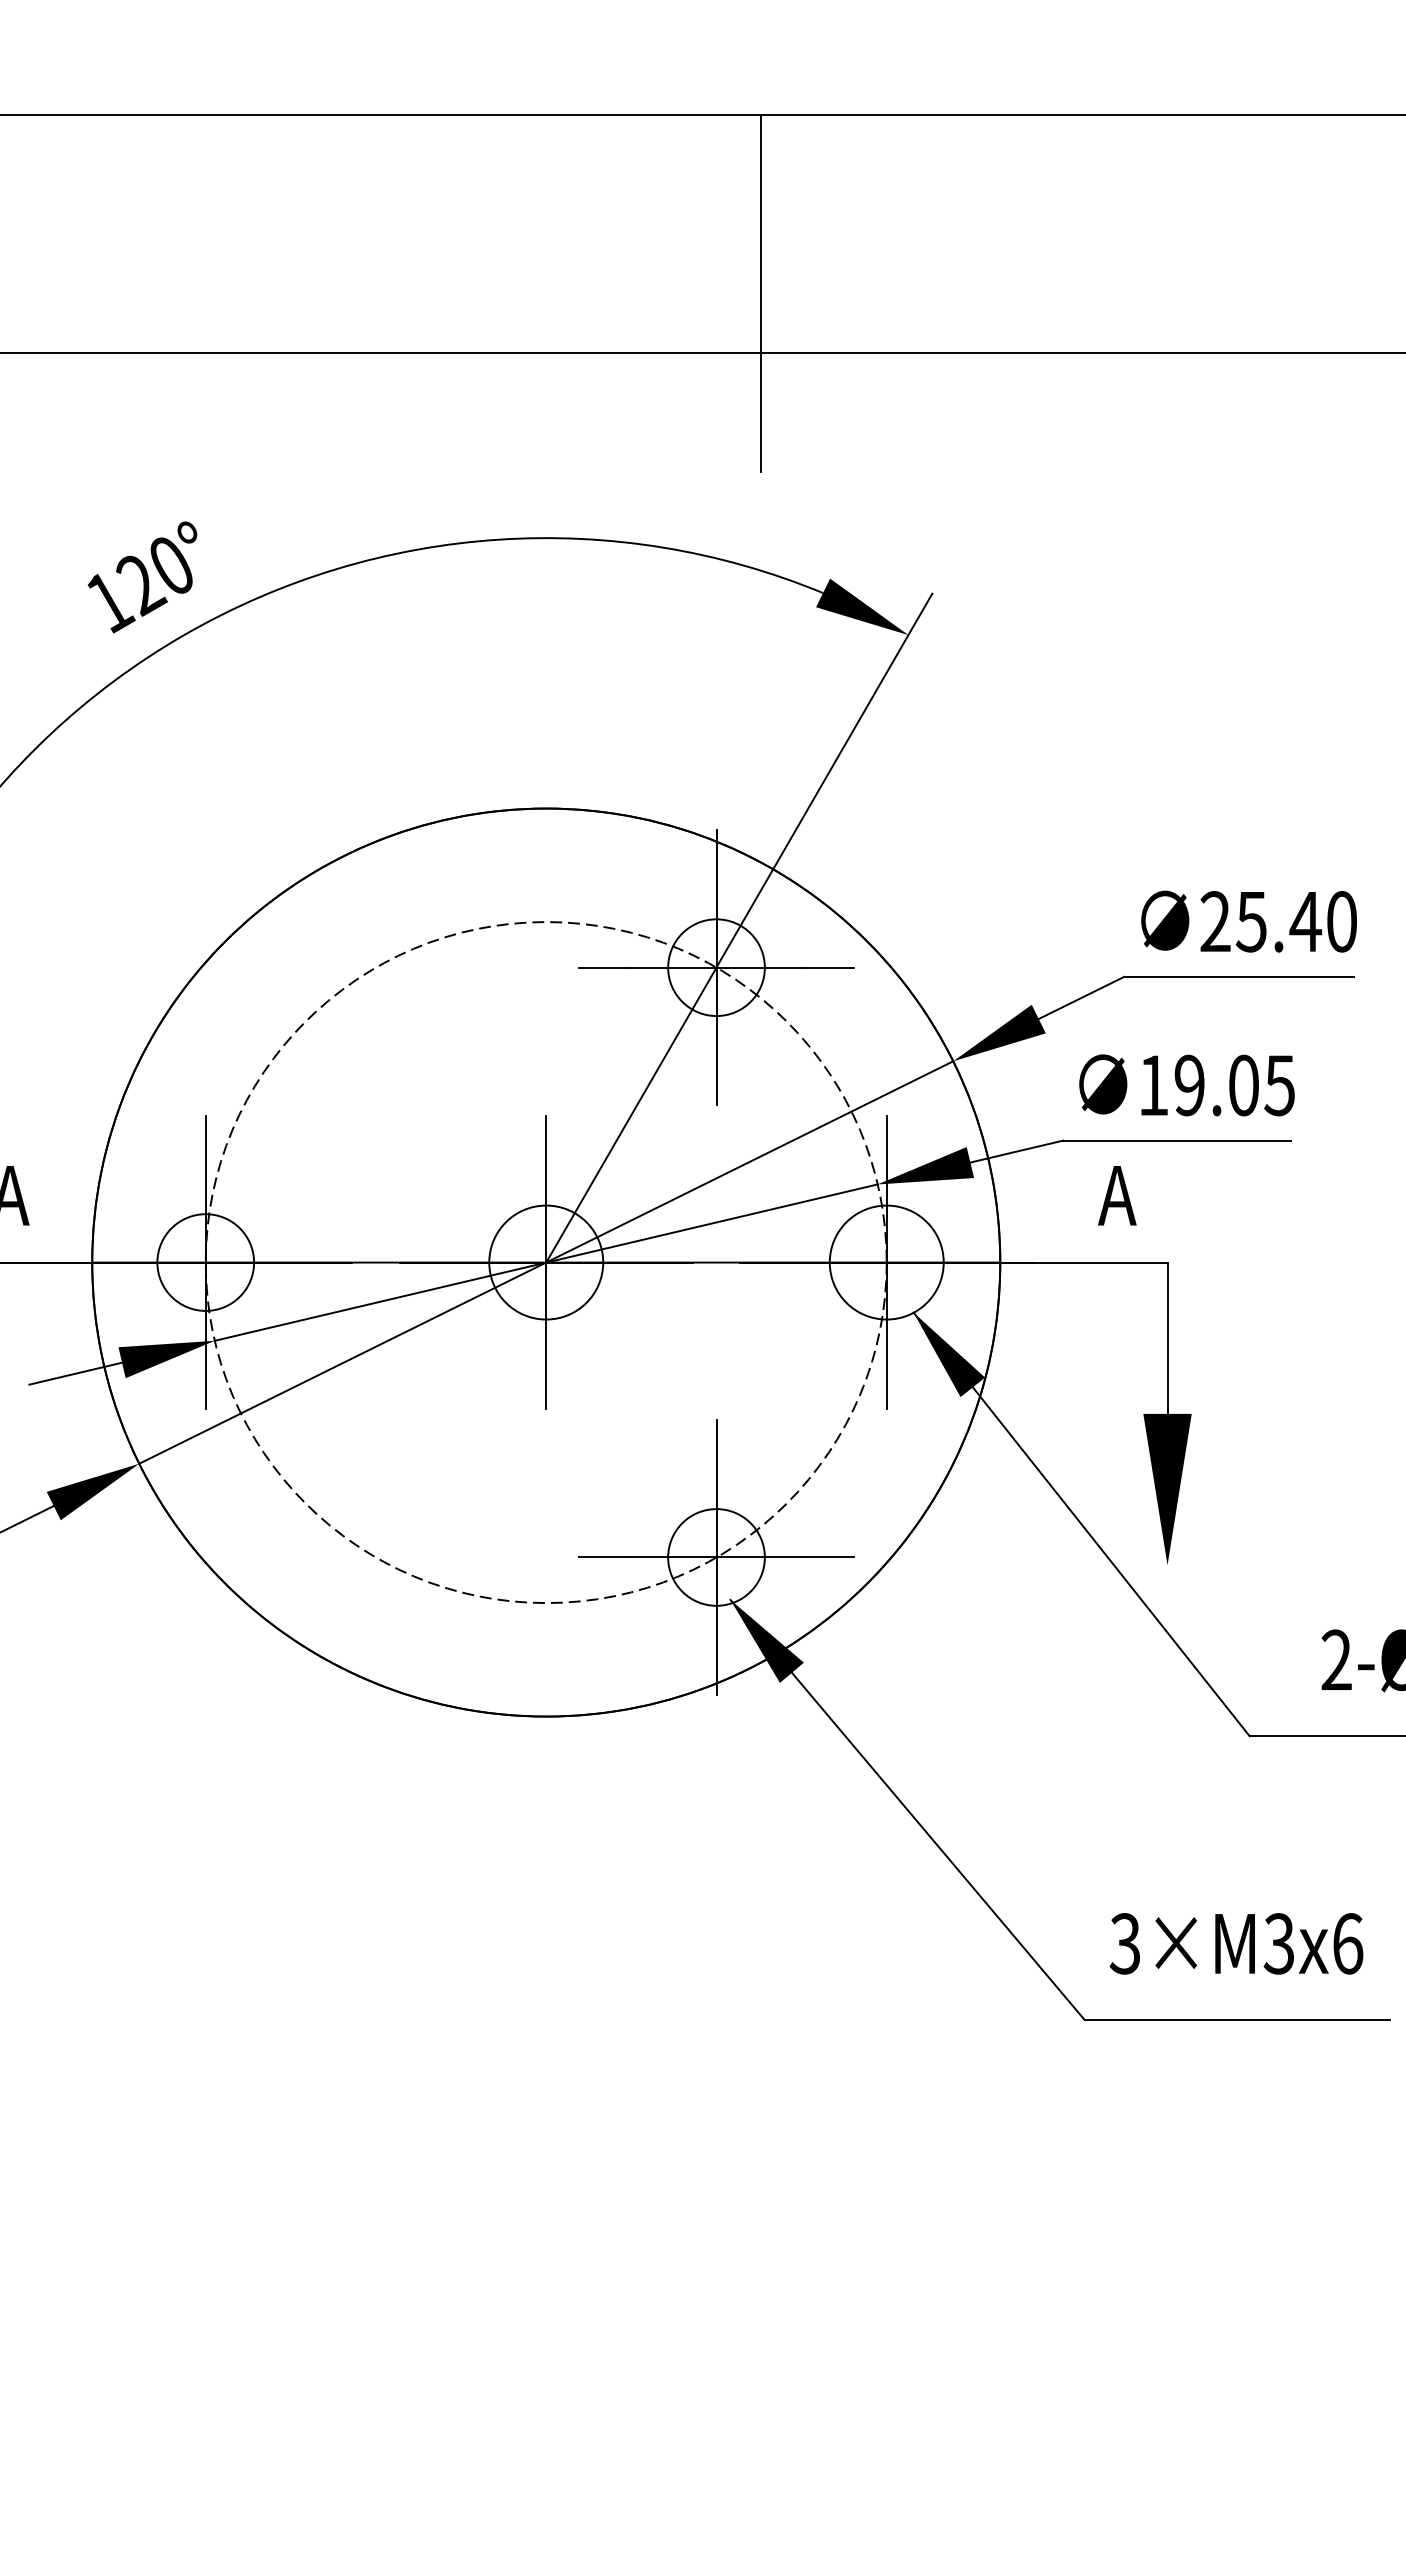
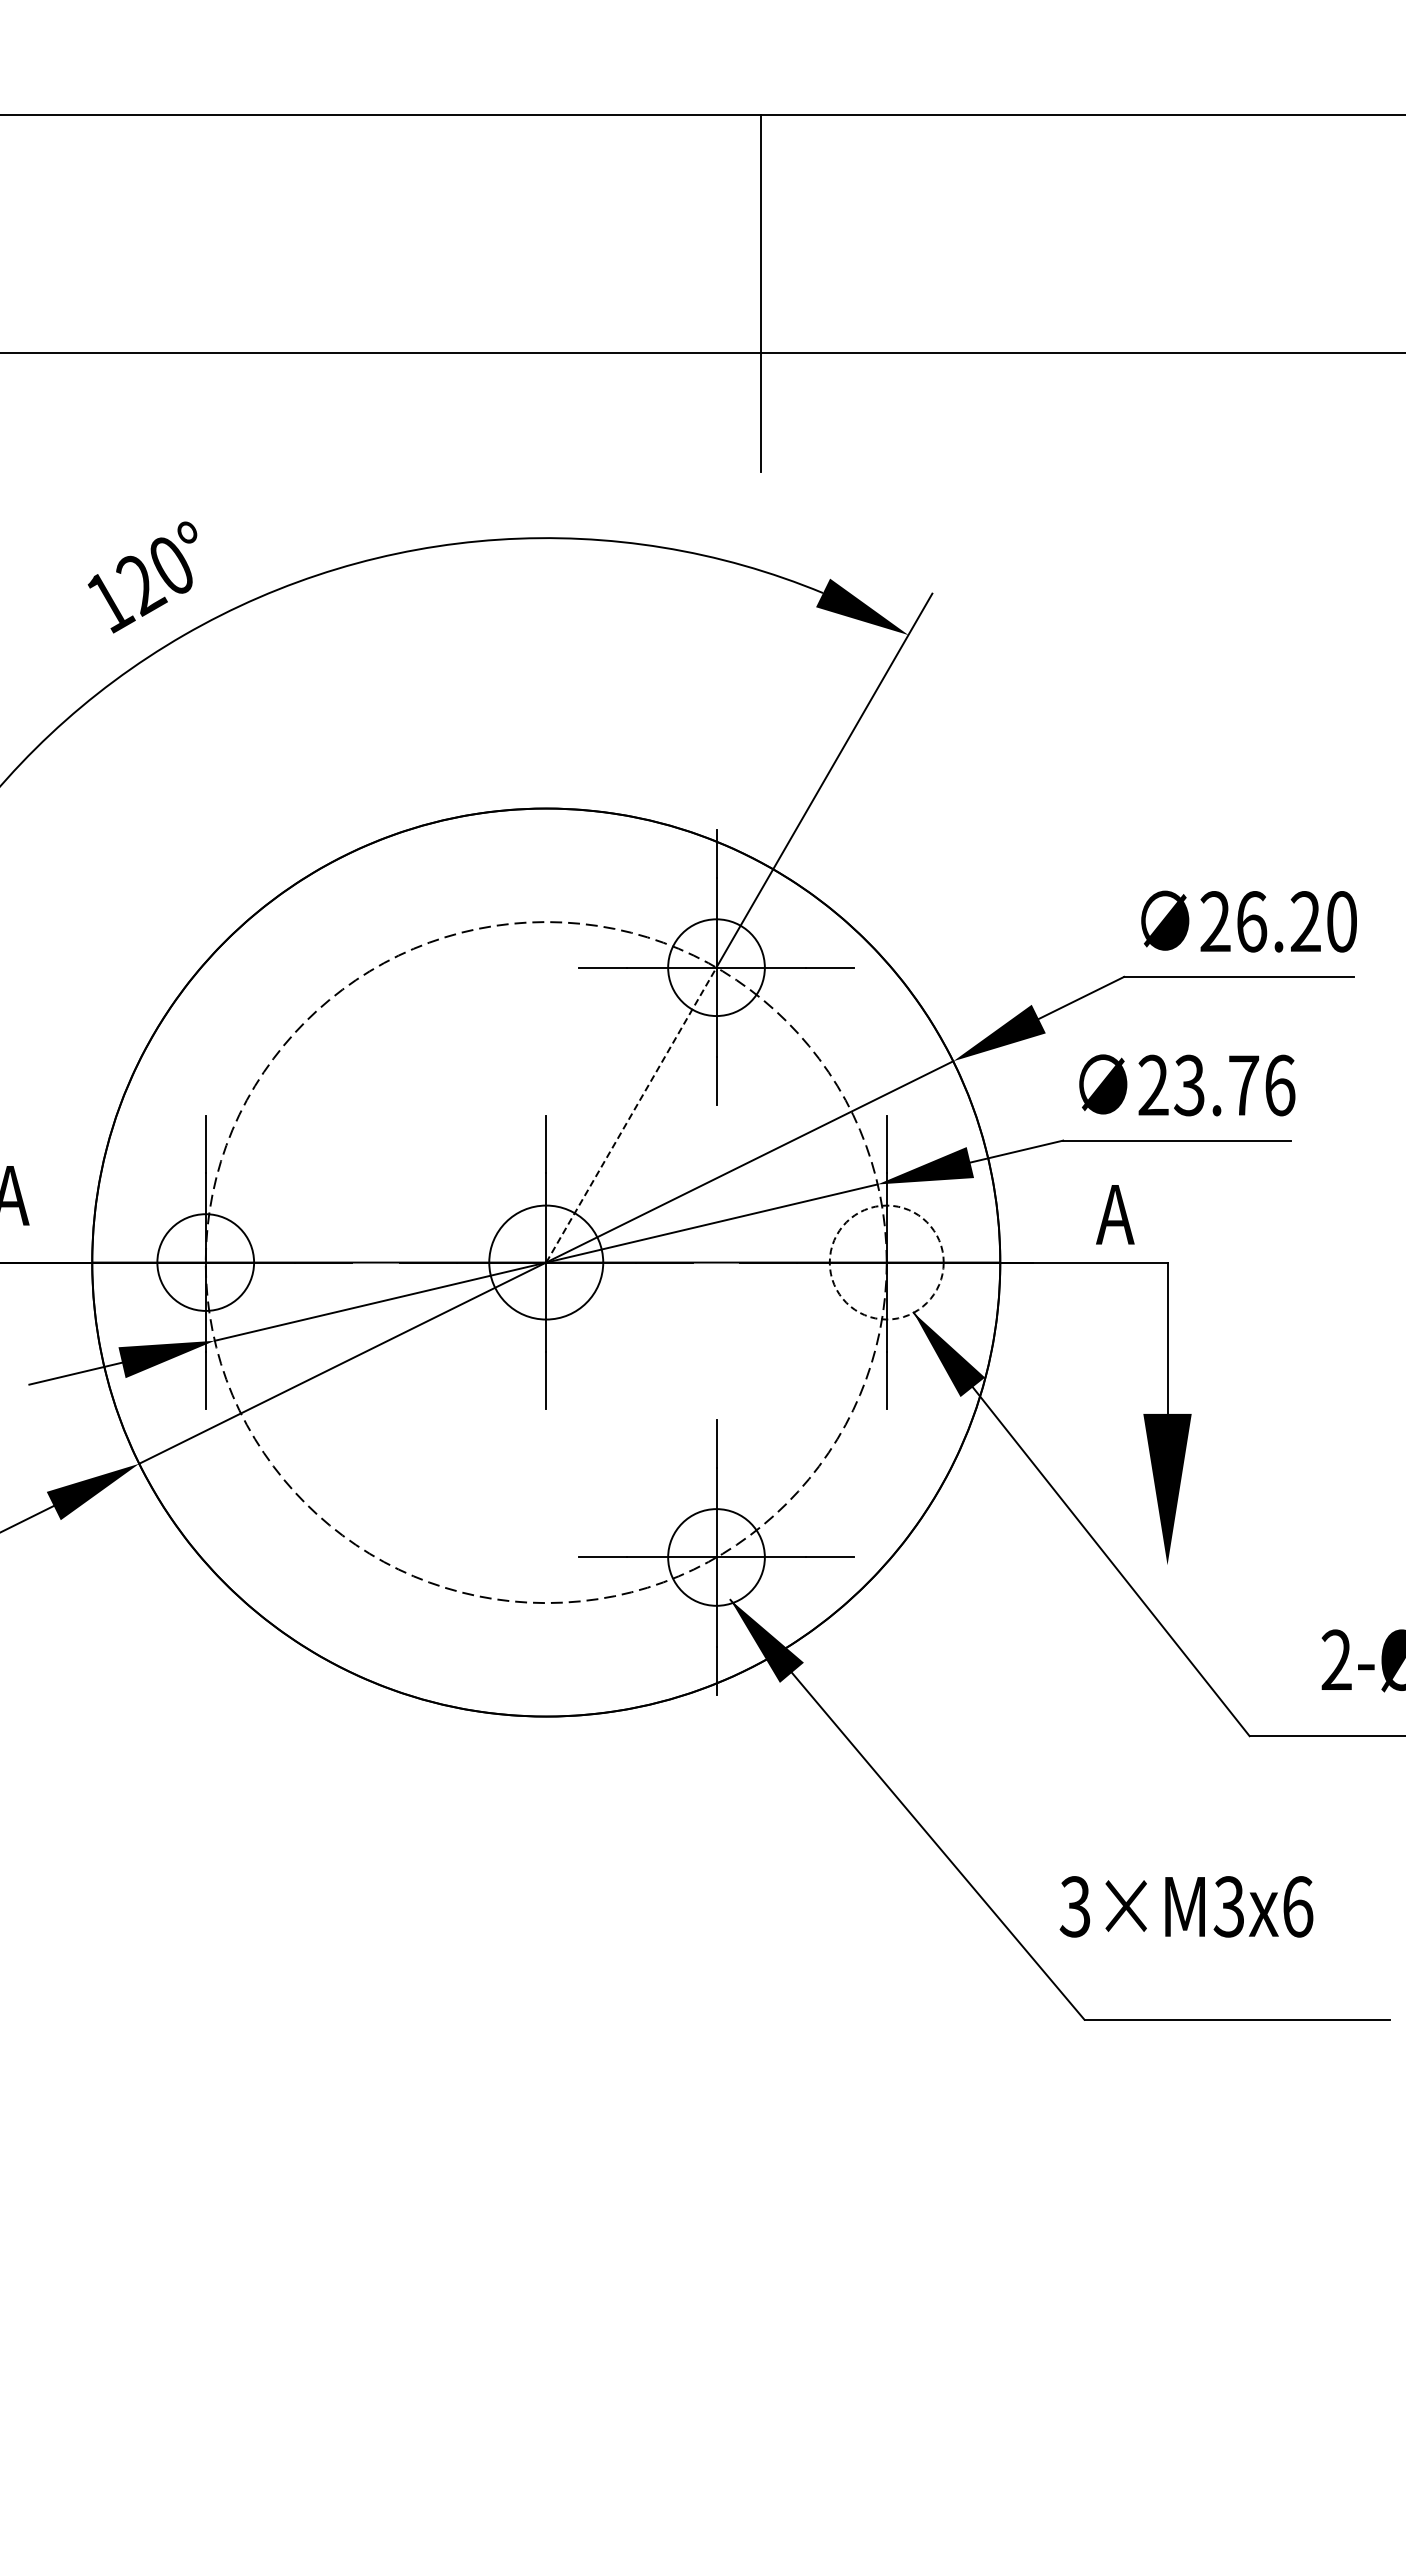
text: 25.40 -> 26.20 (1278, 921)
text: 19.05 -> 23.76 (1216, 1085)
line: solid -> dashed (631, 1114)
text position: (1117, 1195) -> (1115, 1214) (1115, 1214)
circle: solid -> dashed (886, 1262)
text position: (1236, 1943) -> (1186, 1906) (1186, 1906)
